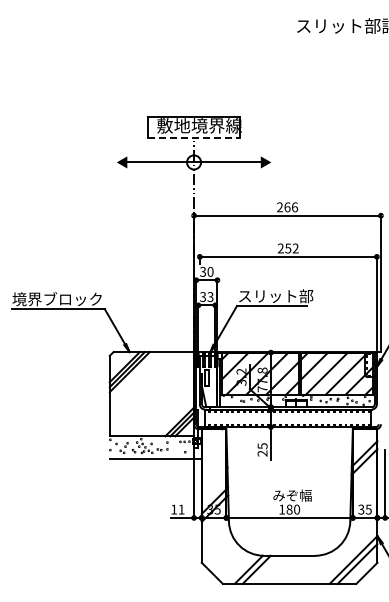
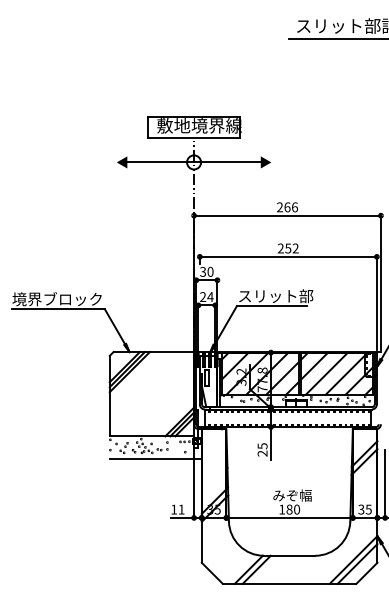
line: none -> present (336, 39)
line: dashed -> solid (194, 137)
text: 33 -> 24 (206, 297)
